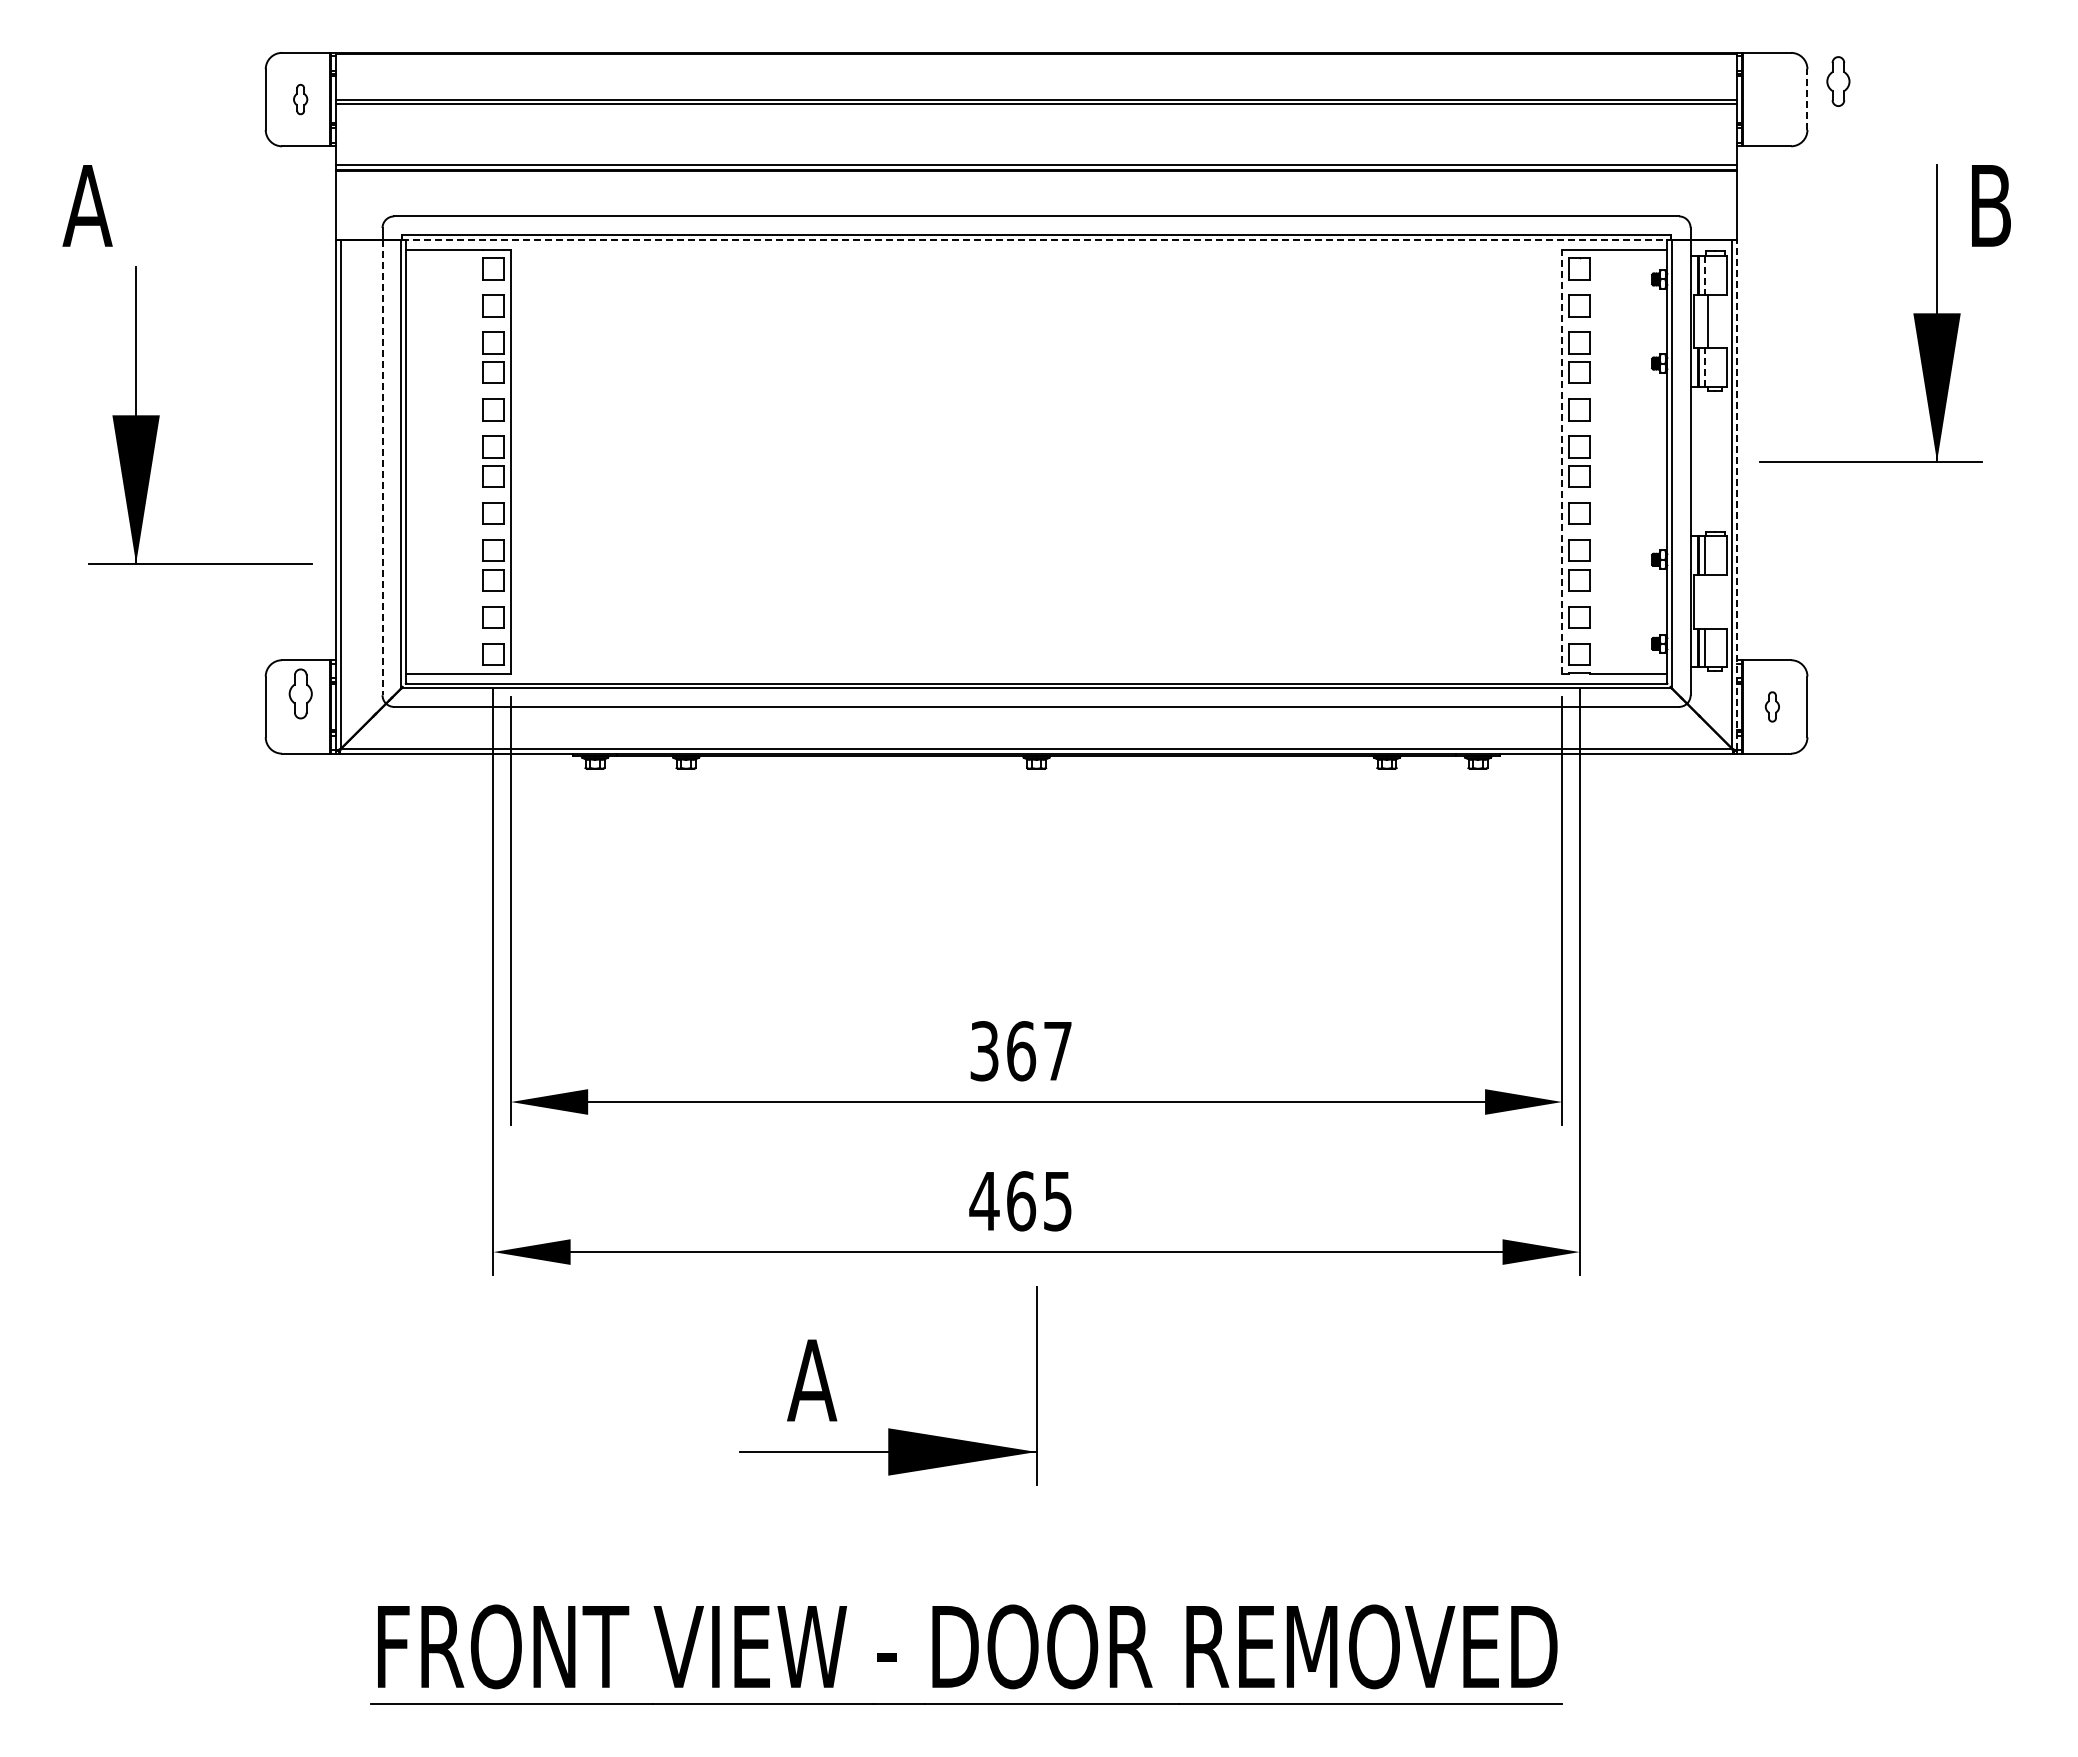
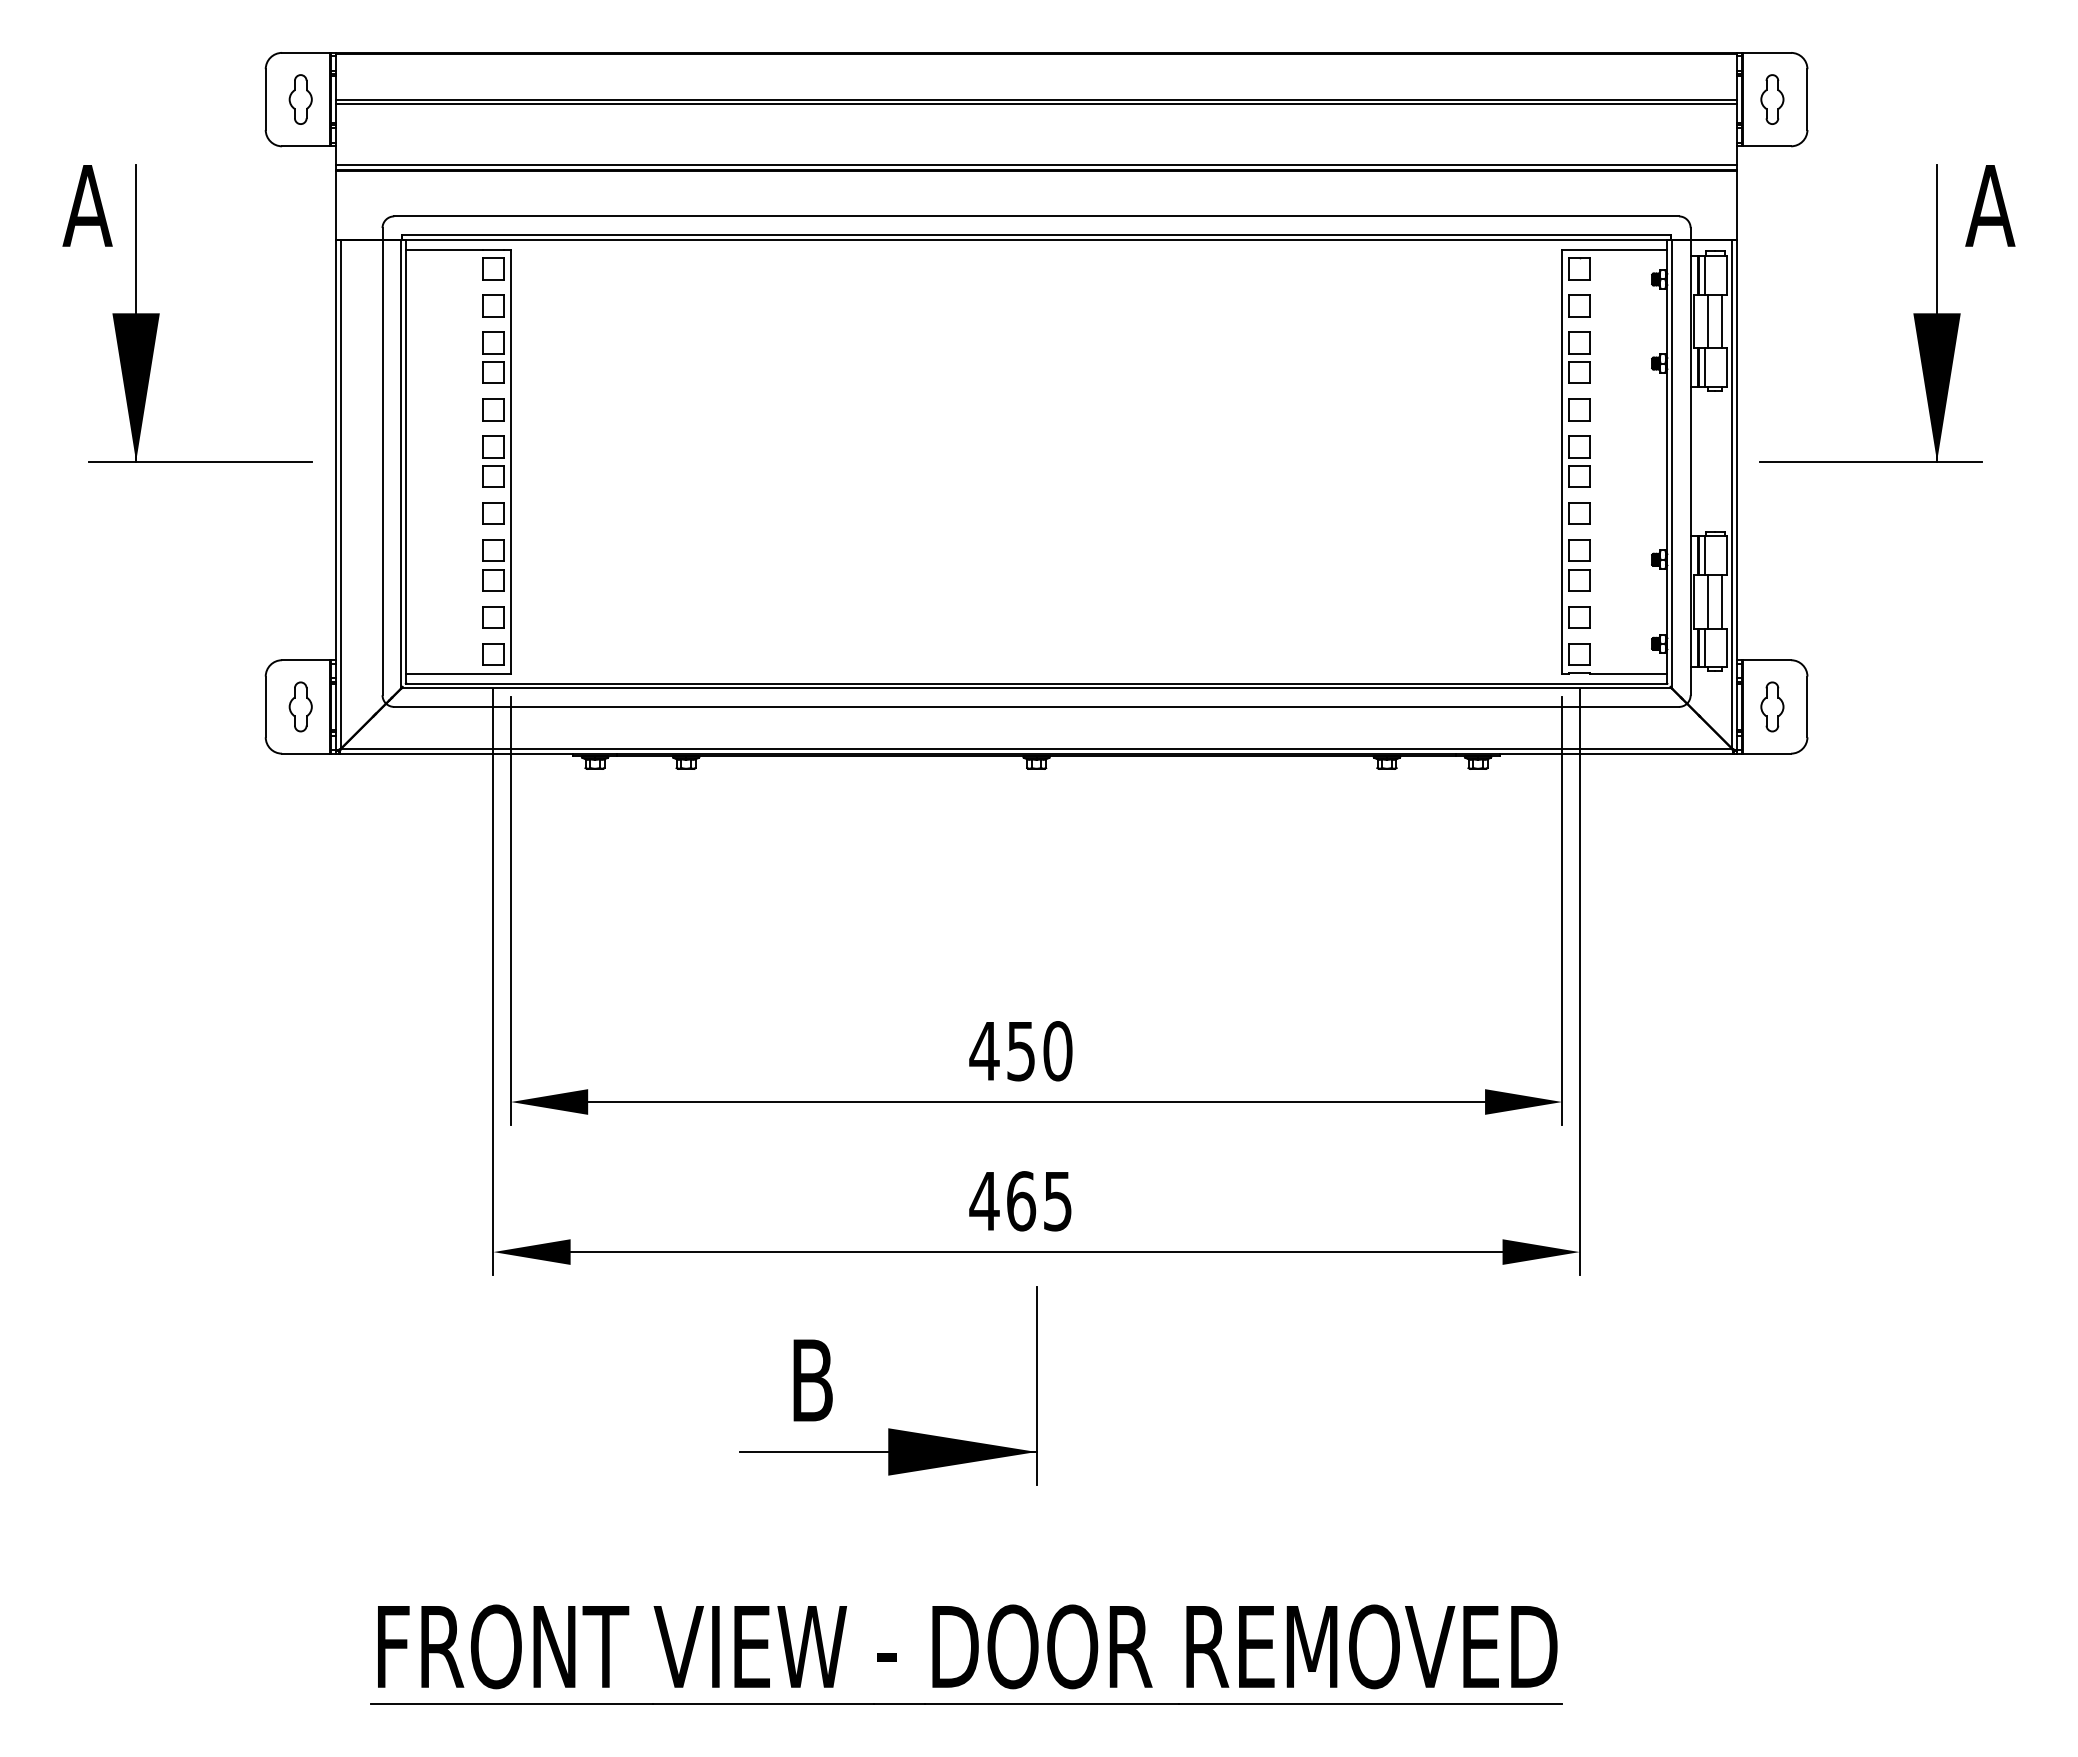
part position: (1838, 81) -> (1772, 99) (1772, 99)
part size: 16x32 px -> 25x51 px (300, 99)
line: dashed -> solid (1807, 99)
text: B -> A (1990, 205)
line: dashed -> solid (1037, 239)
line: dashed -> solid (1705, 275)
line: none -> present (1722, 321)
line: dashed -> solid (1705, 367)
part position: (159, 415) -> (159, 313) (159, 313)
line: dashed -> solid (1562, 461)
line: dashed -> solid (382, 467)
line: dashed -> solid (1737, 495)
line: none -> present (1708, 601)
line: none -> present (1722, 601)
part position: (300, 693) -> (300, 706) (300, 706)
part size: 16x32 px -> 25x52 px (1772, 706)
text: 367 -> 450 (1020, 1051)
text: A -> B (812, 1380)
